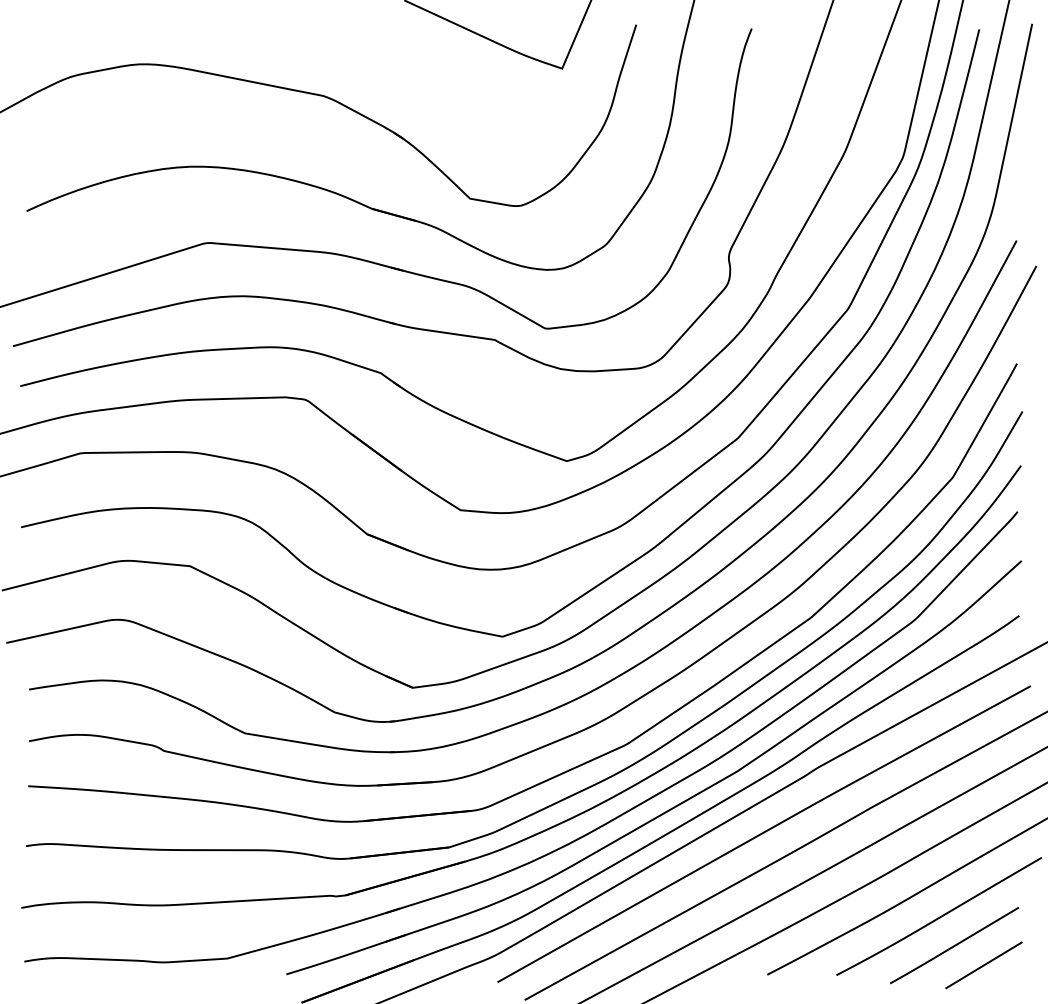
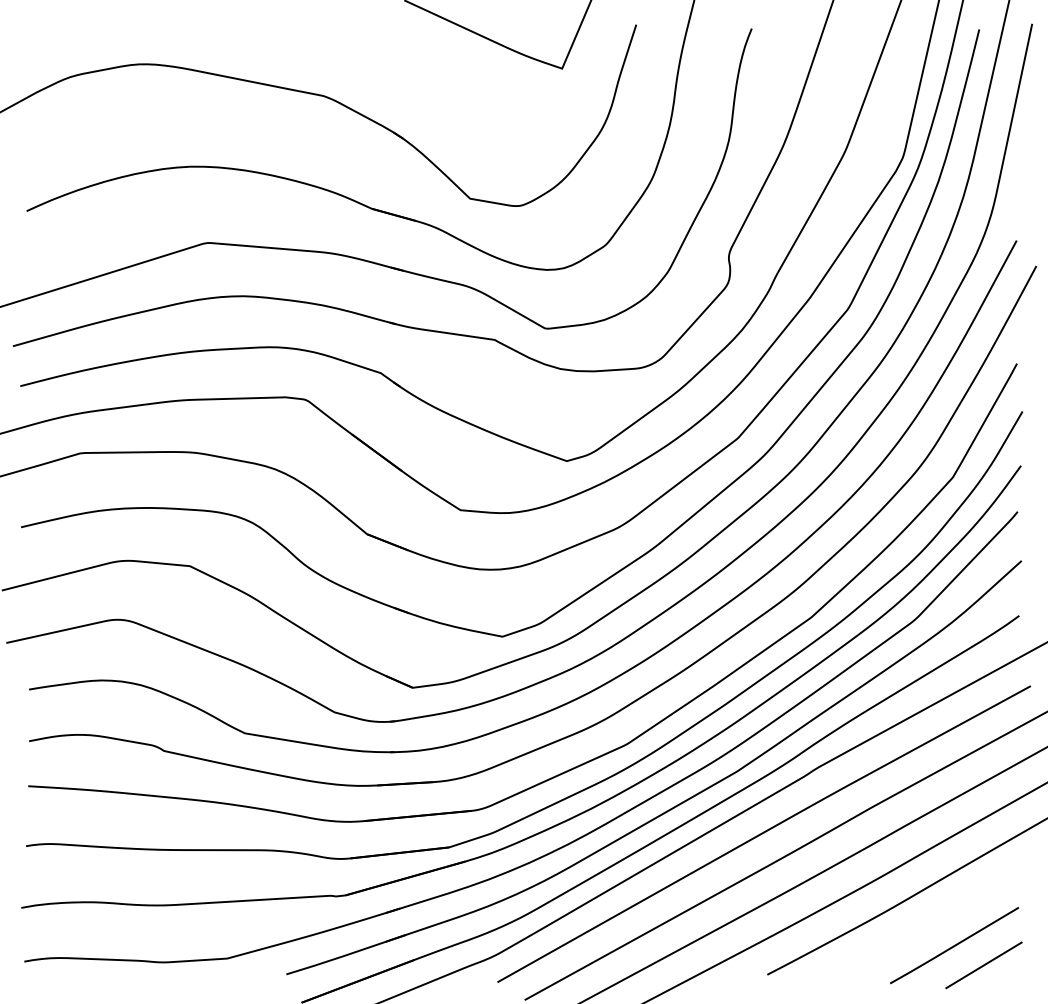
curve: present -> none (939, 916)
